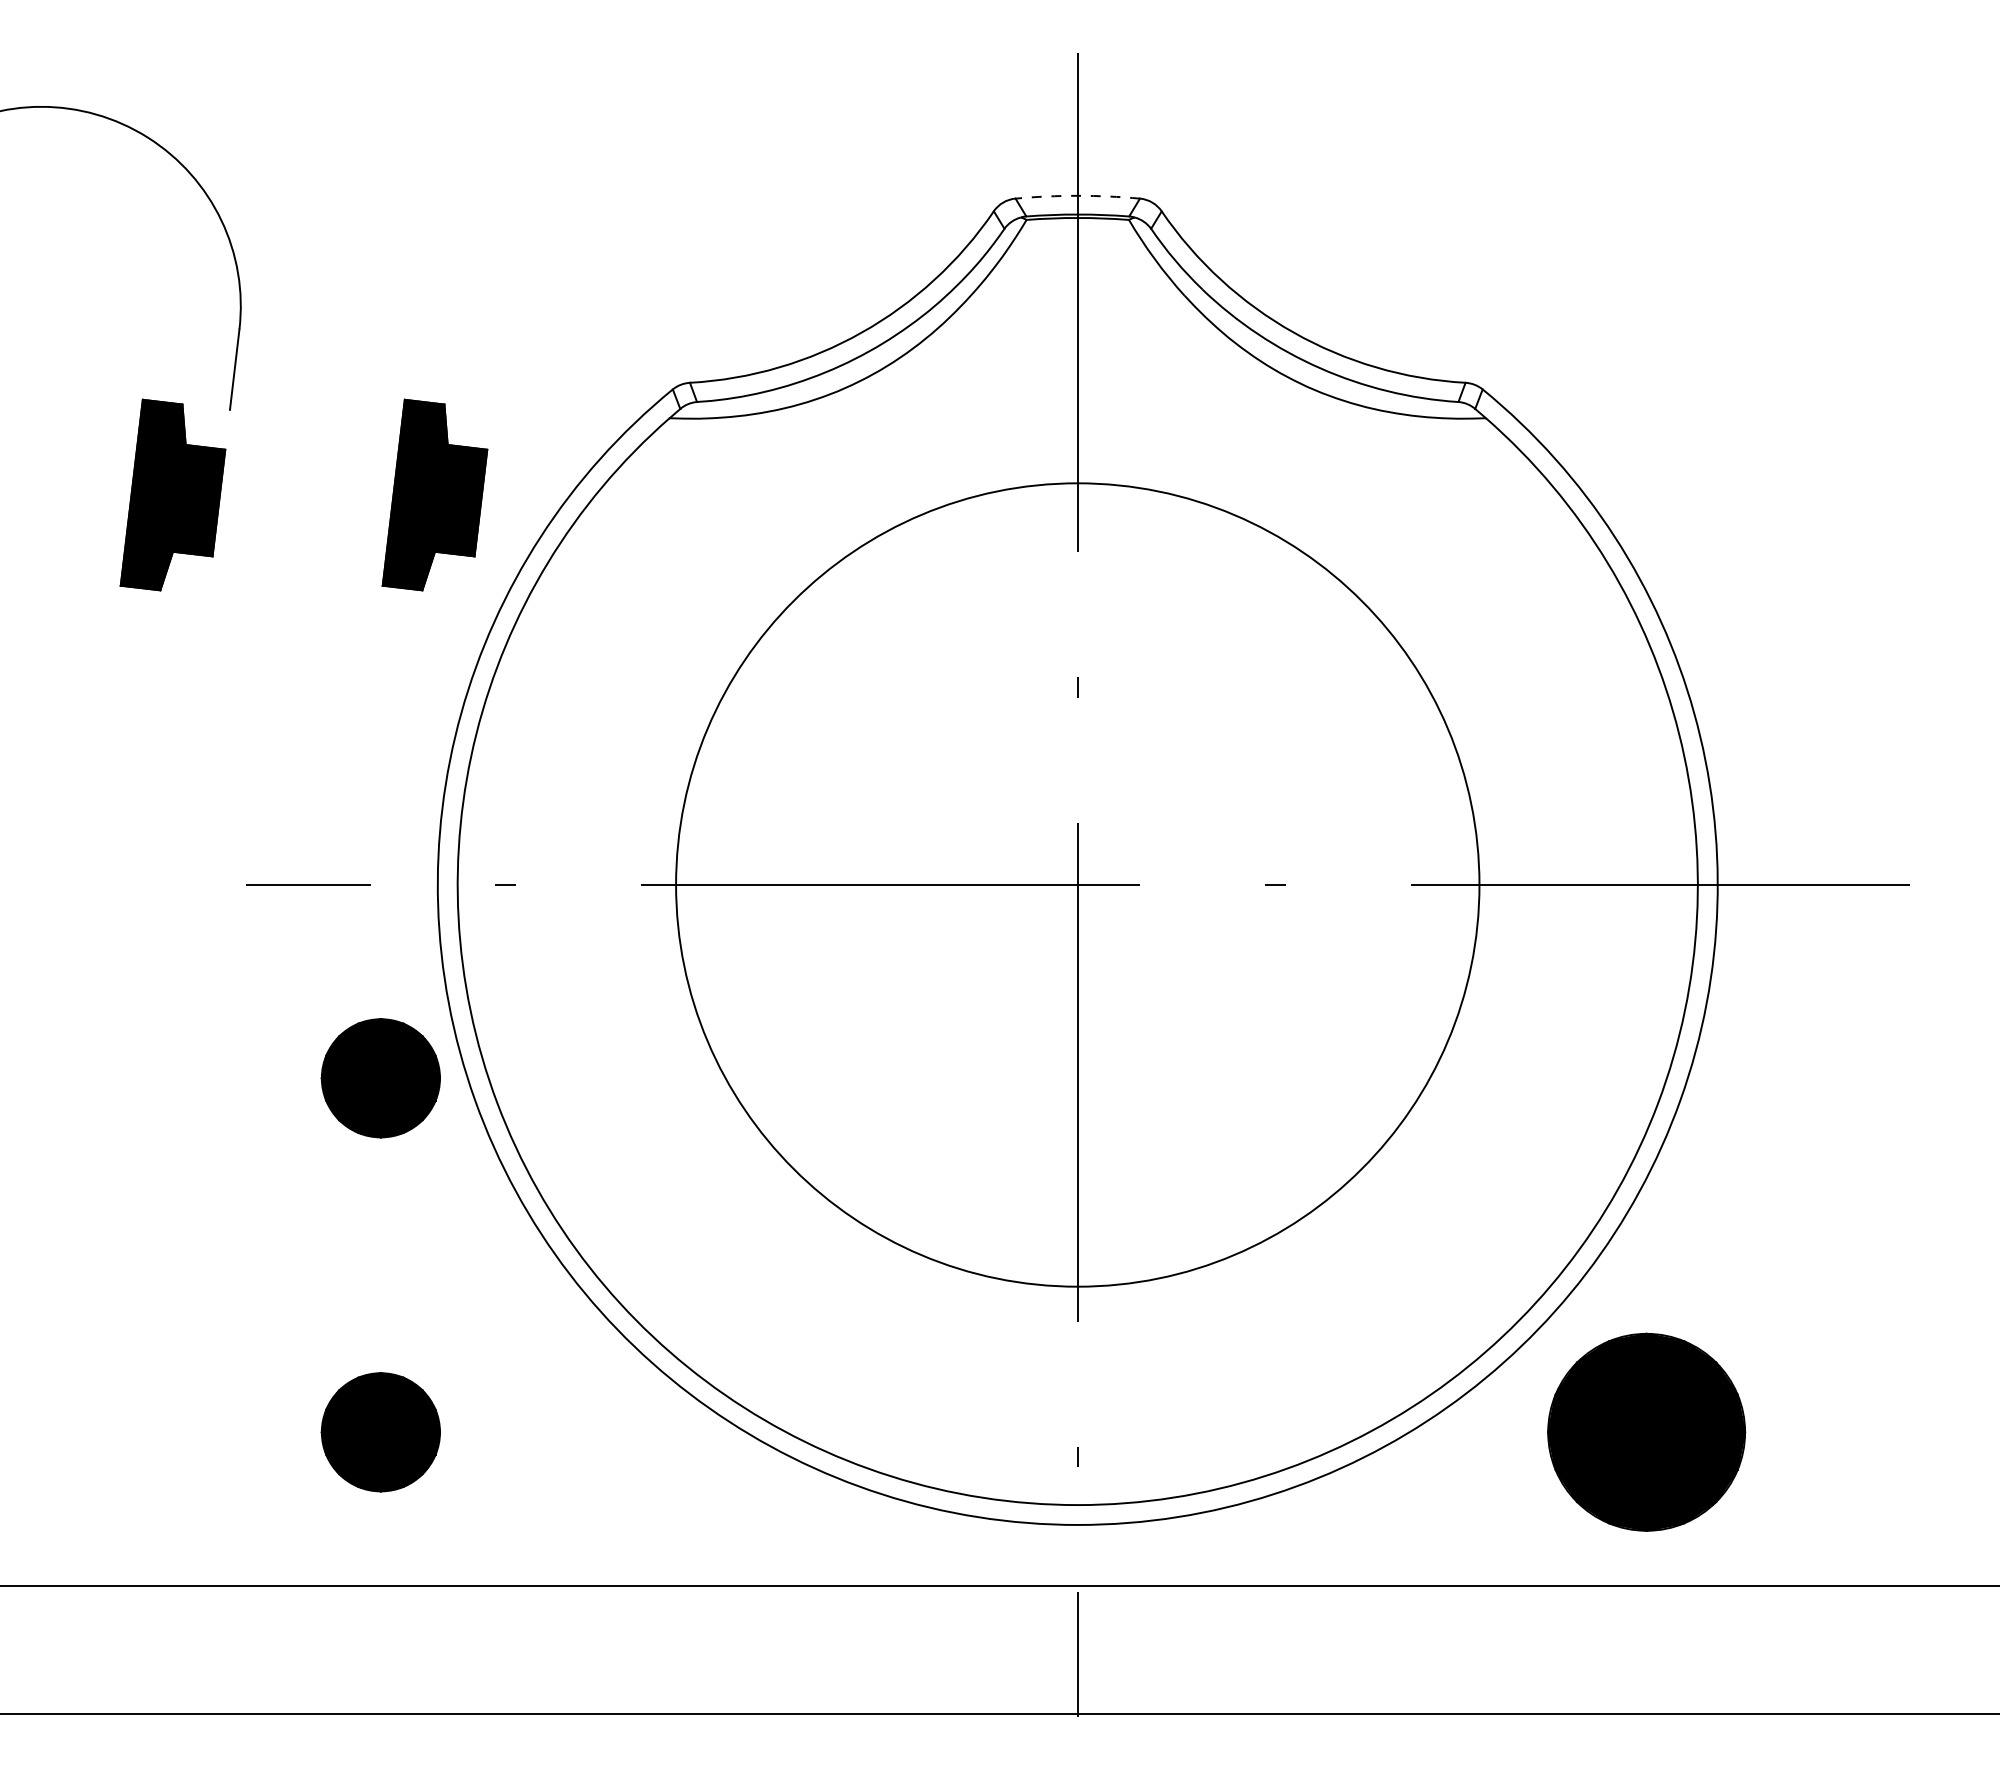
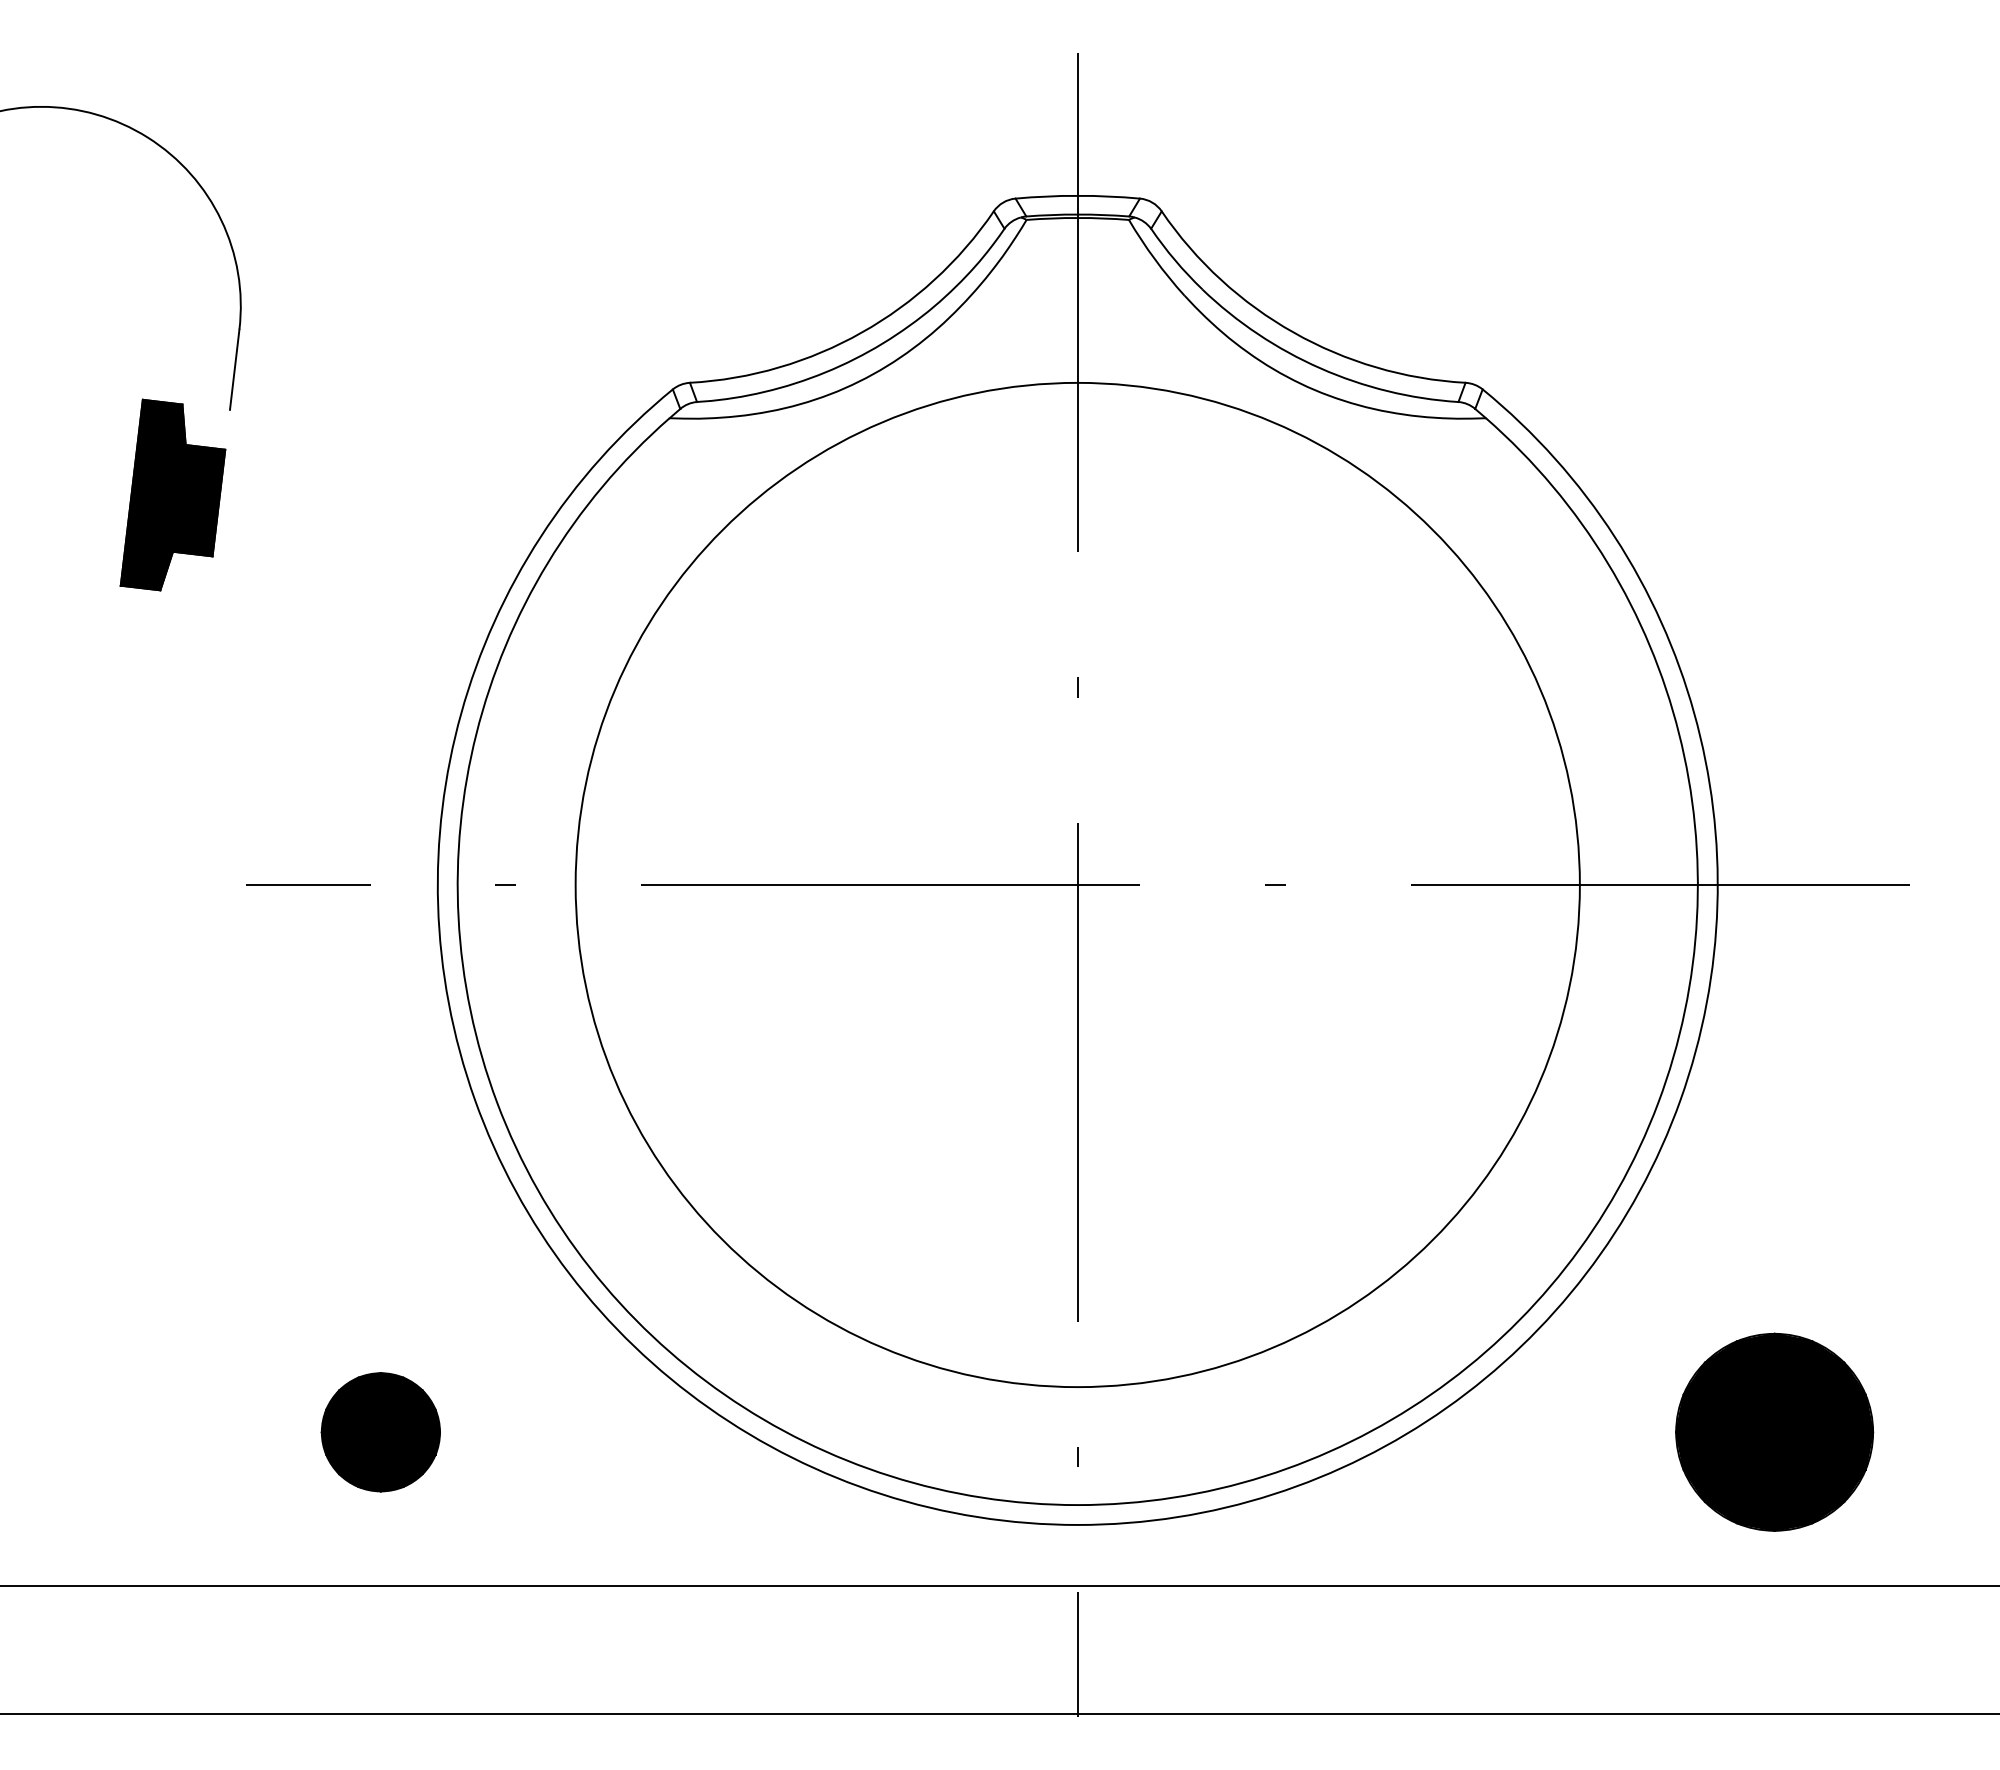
arc: dashed -> solid (1077, 195)
part: present -> none (434, 494)
circle diameter: 803 px -> 1004 px (1077, 884)
part: present -> none (380, 1078)
part position: (1646, 1431) -> (1774, 1431) (1774, 1431)
